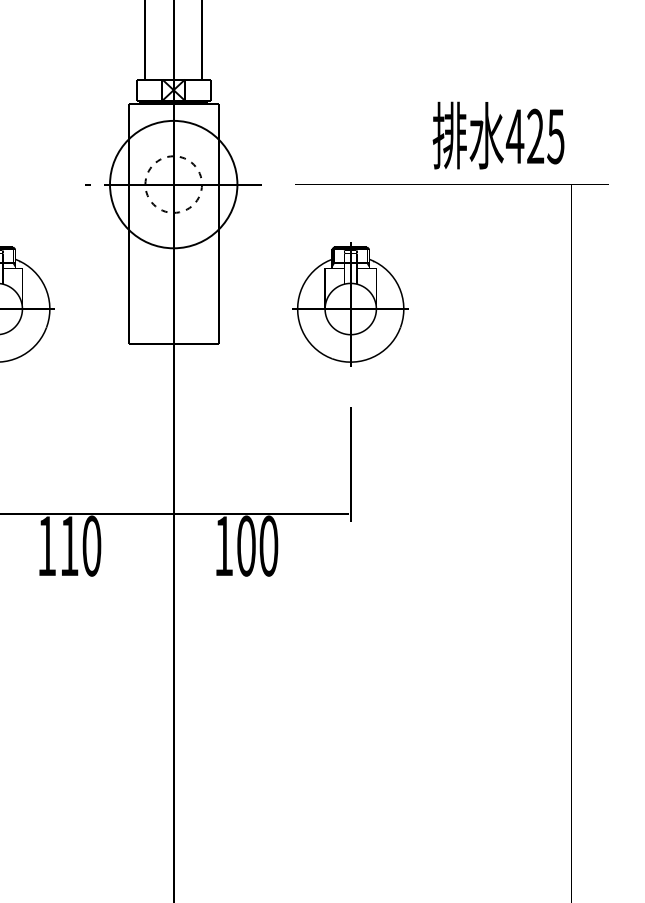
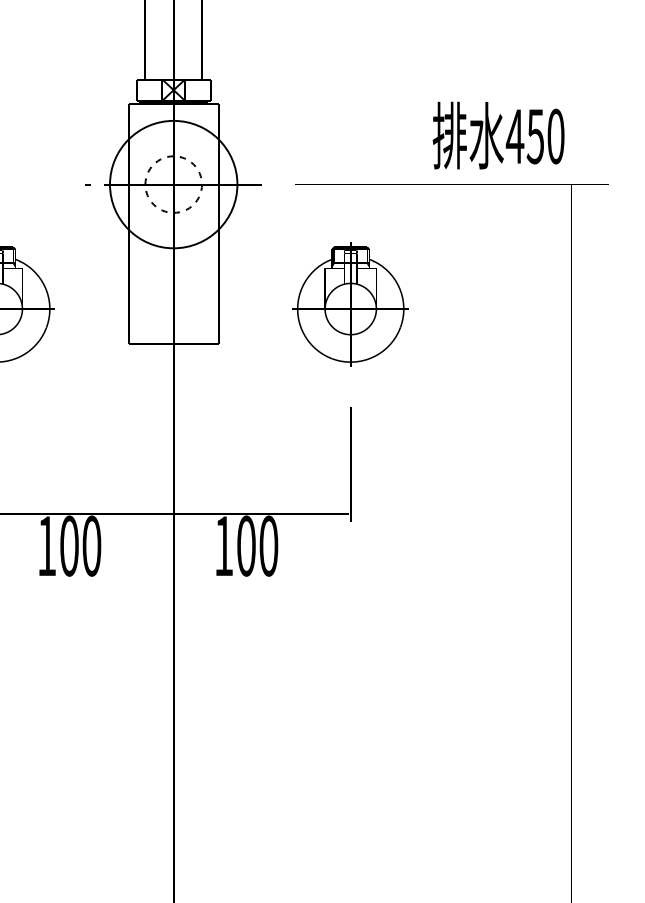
text: 425 -> 450 (545, 136)
text: 110 -> 100 (69, 545)
